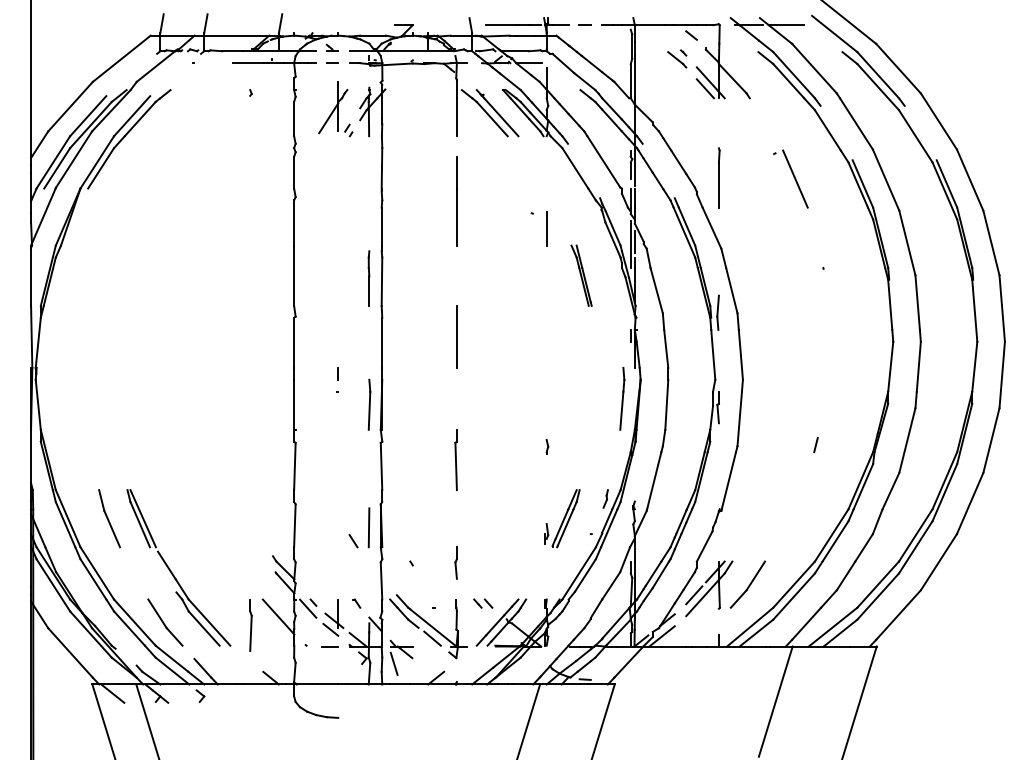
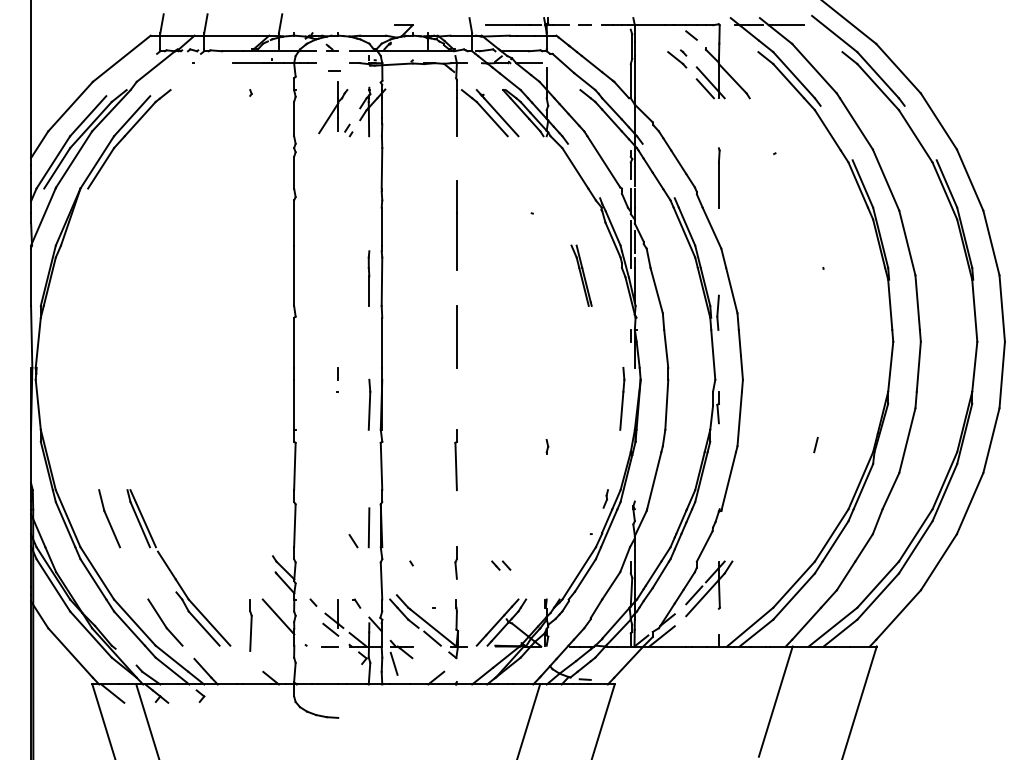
line position: (332, 62) -> (334, 70) (334, 70)
line: present -> none (795, 178)
line position: (456, 201) -> (456, 225) (456, 225)
line: present -> none (546, 228)
part: present -> none (562, 518)
part: present -> none (747, 584)
part position: (483, 603) -> (501, 565) (501, 565)
line: present -> none (308, 608)
